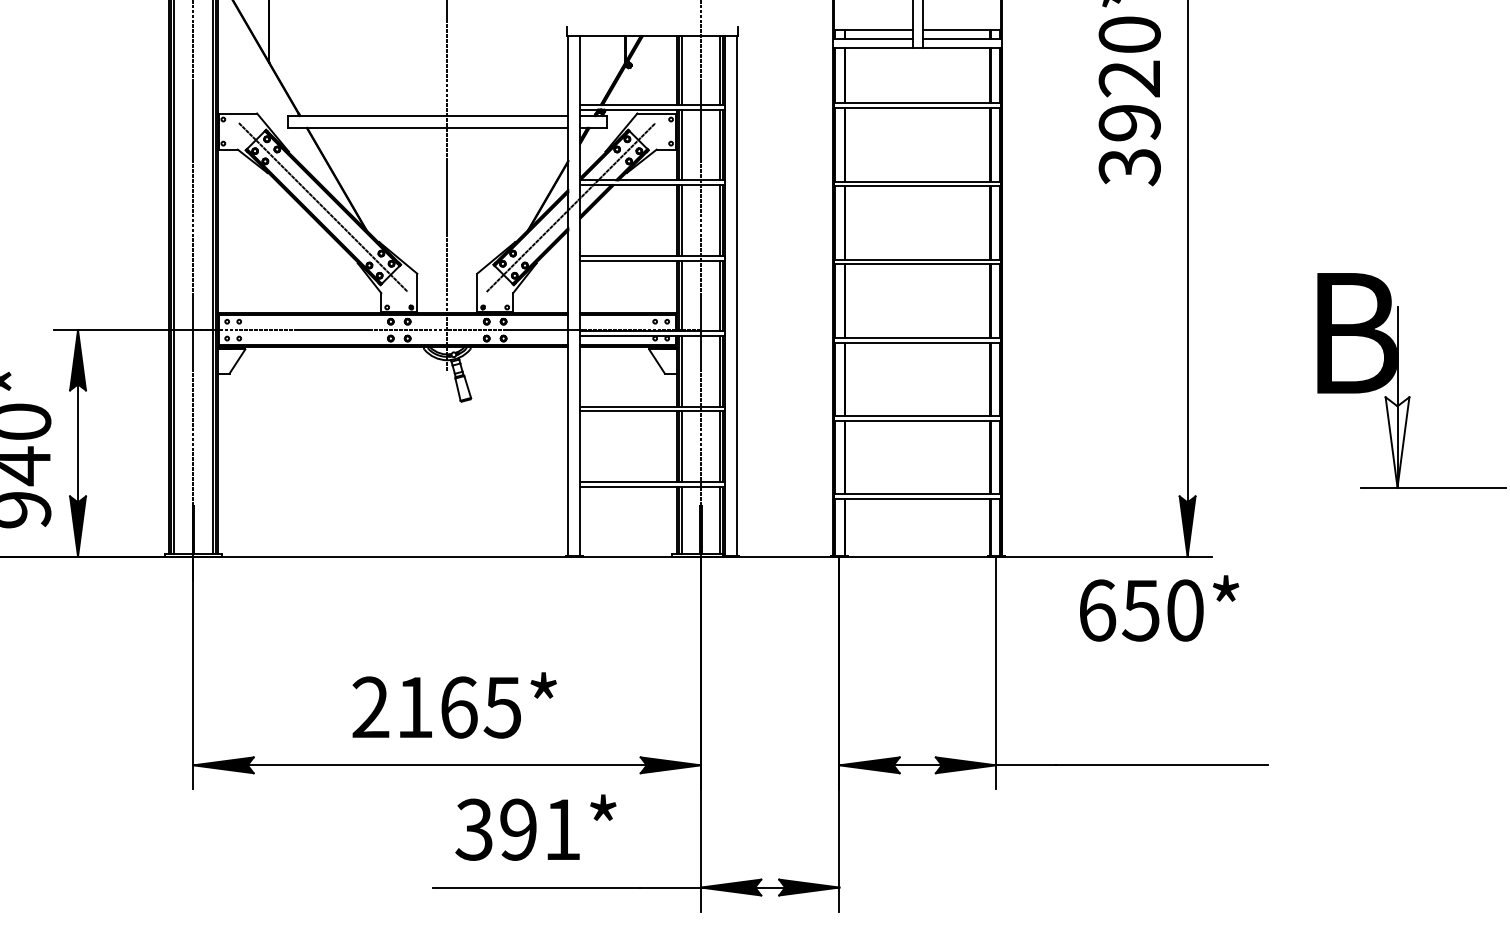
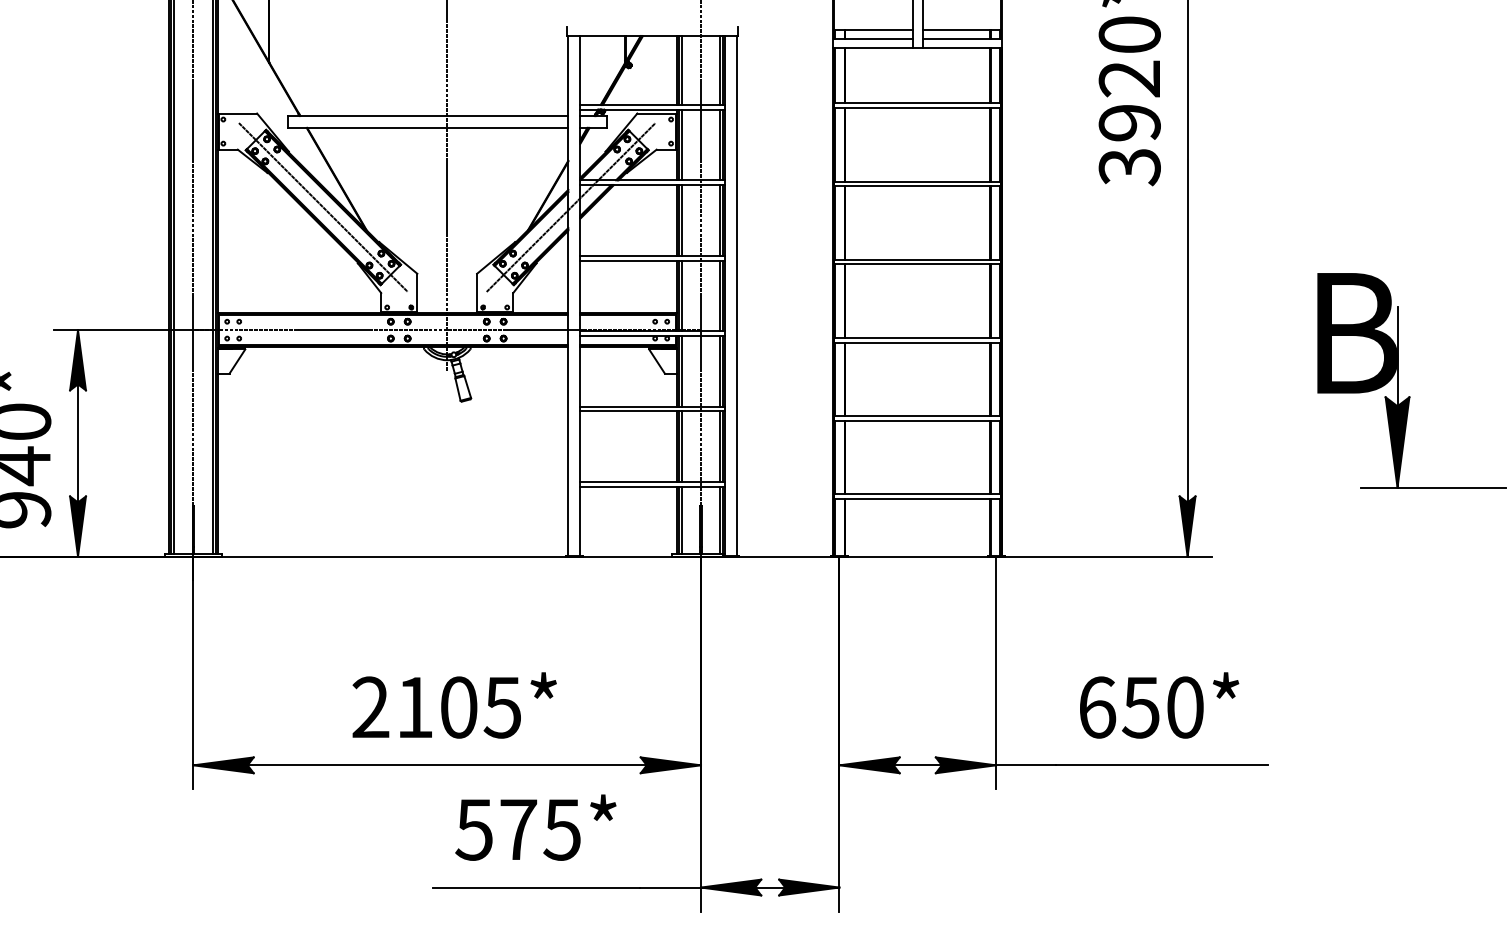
fill: none -> present (1397, 442)
text position: (1159, 608) -> (1159, 705) (1159, 705)
text: 2165* -> 2105* (459, 707)
text: 391* -> 575* (517, 829)
